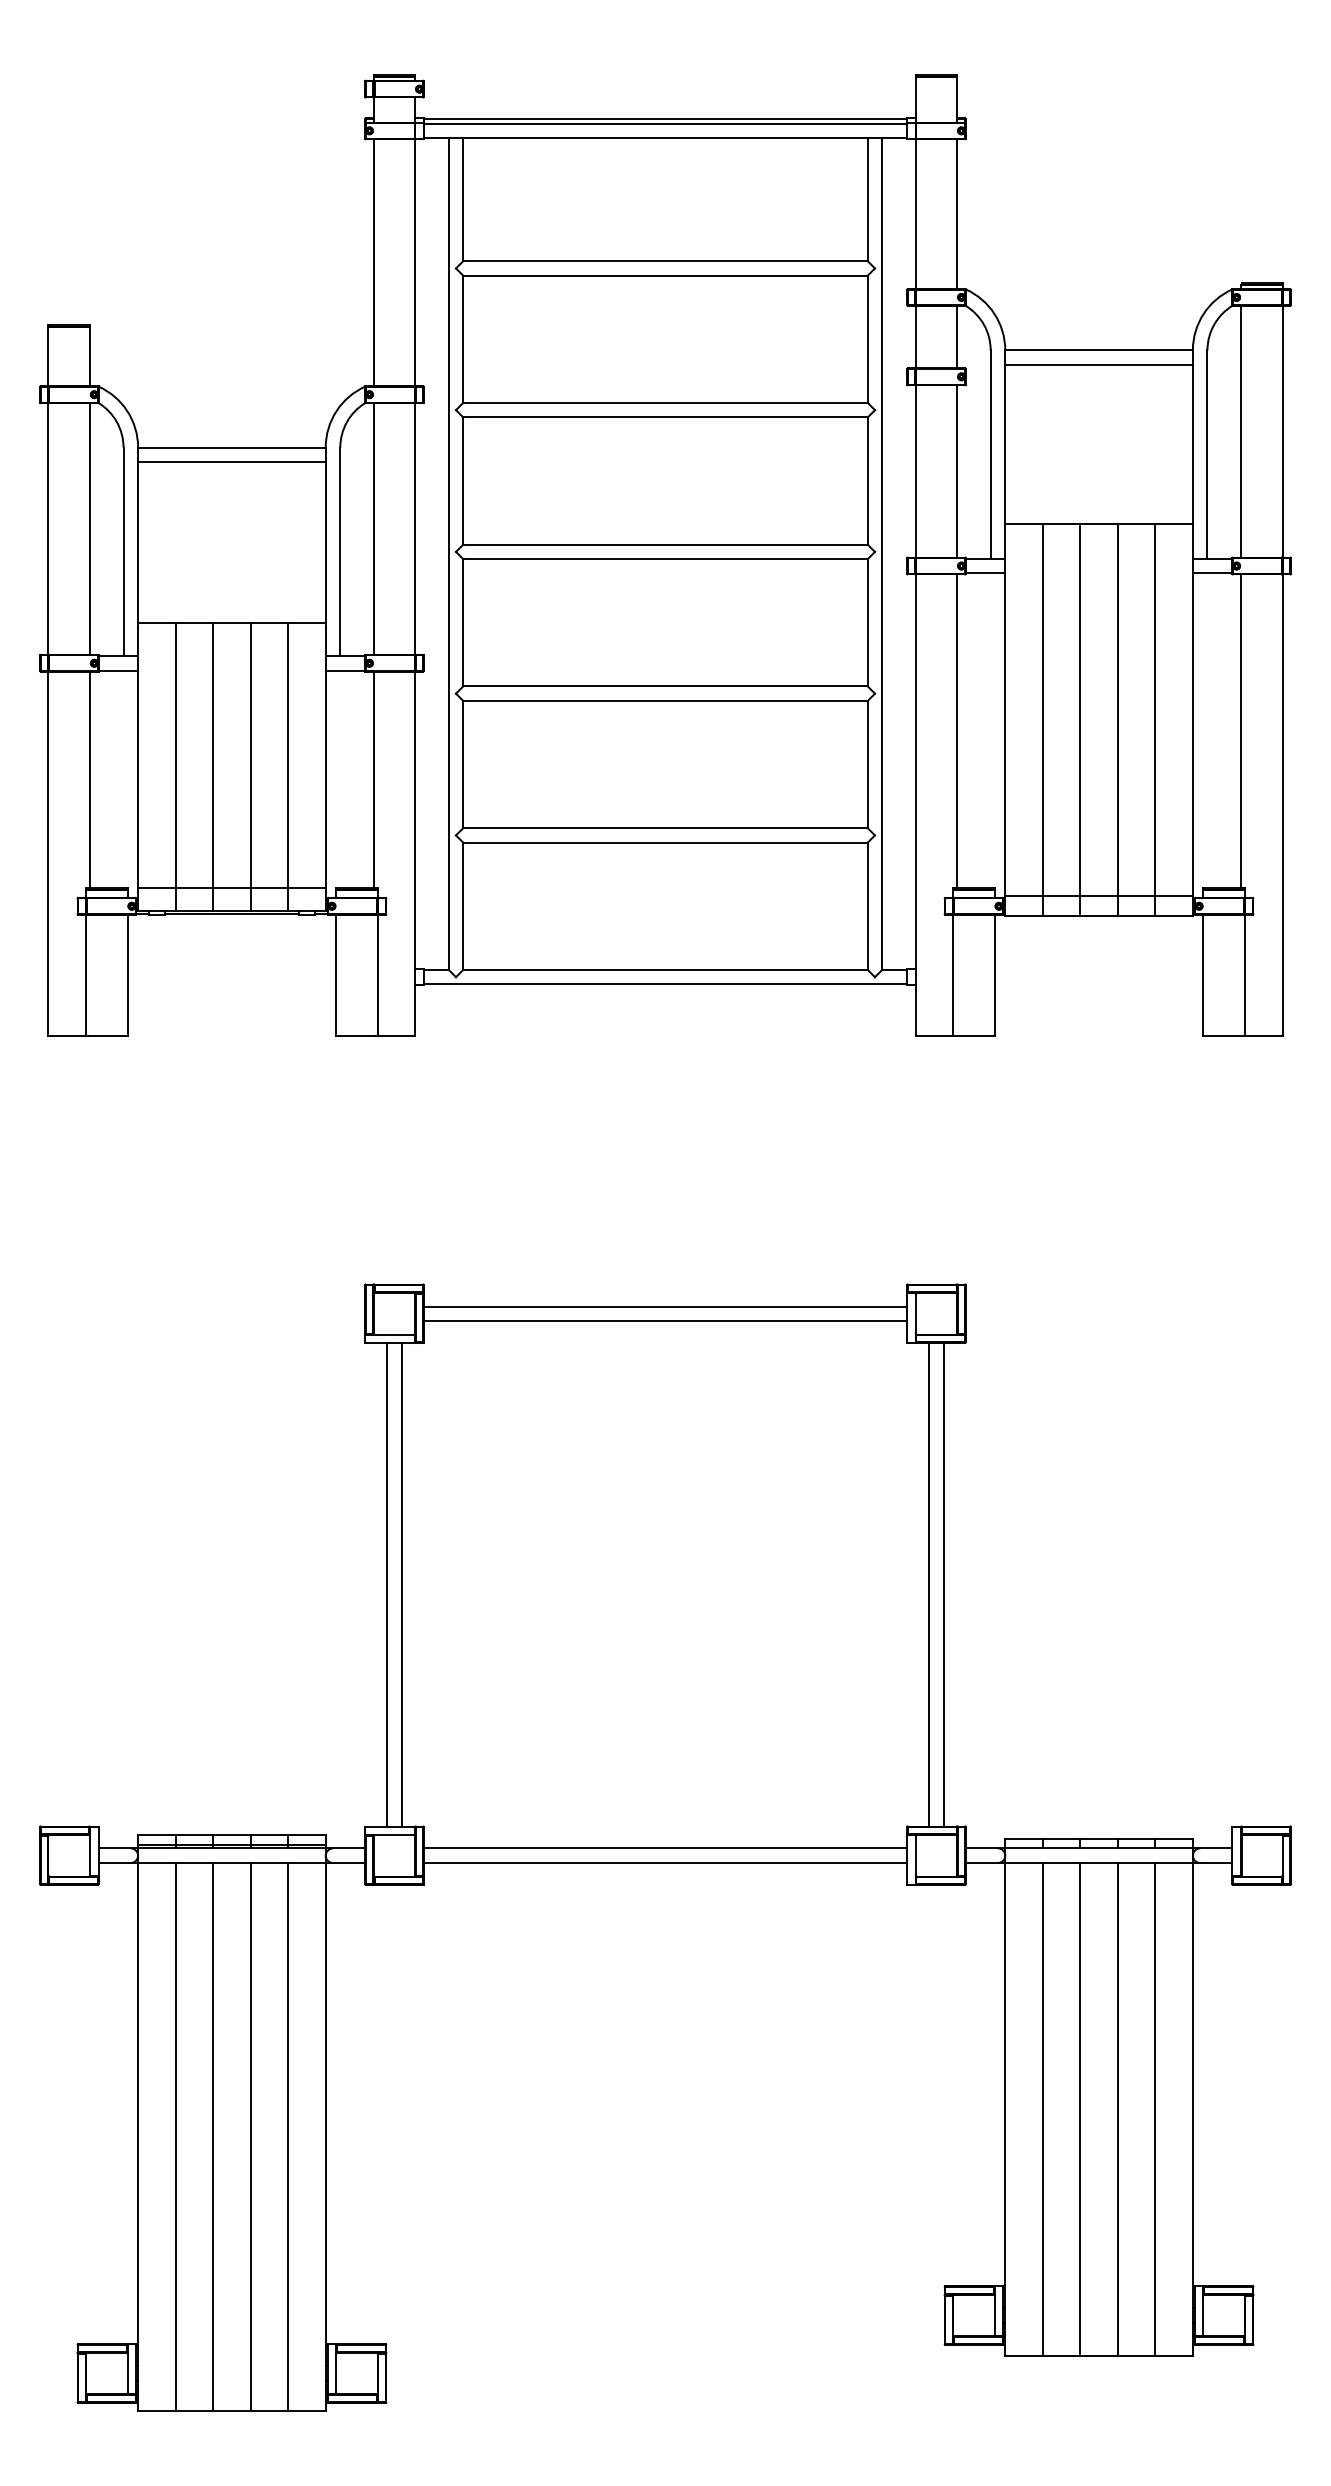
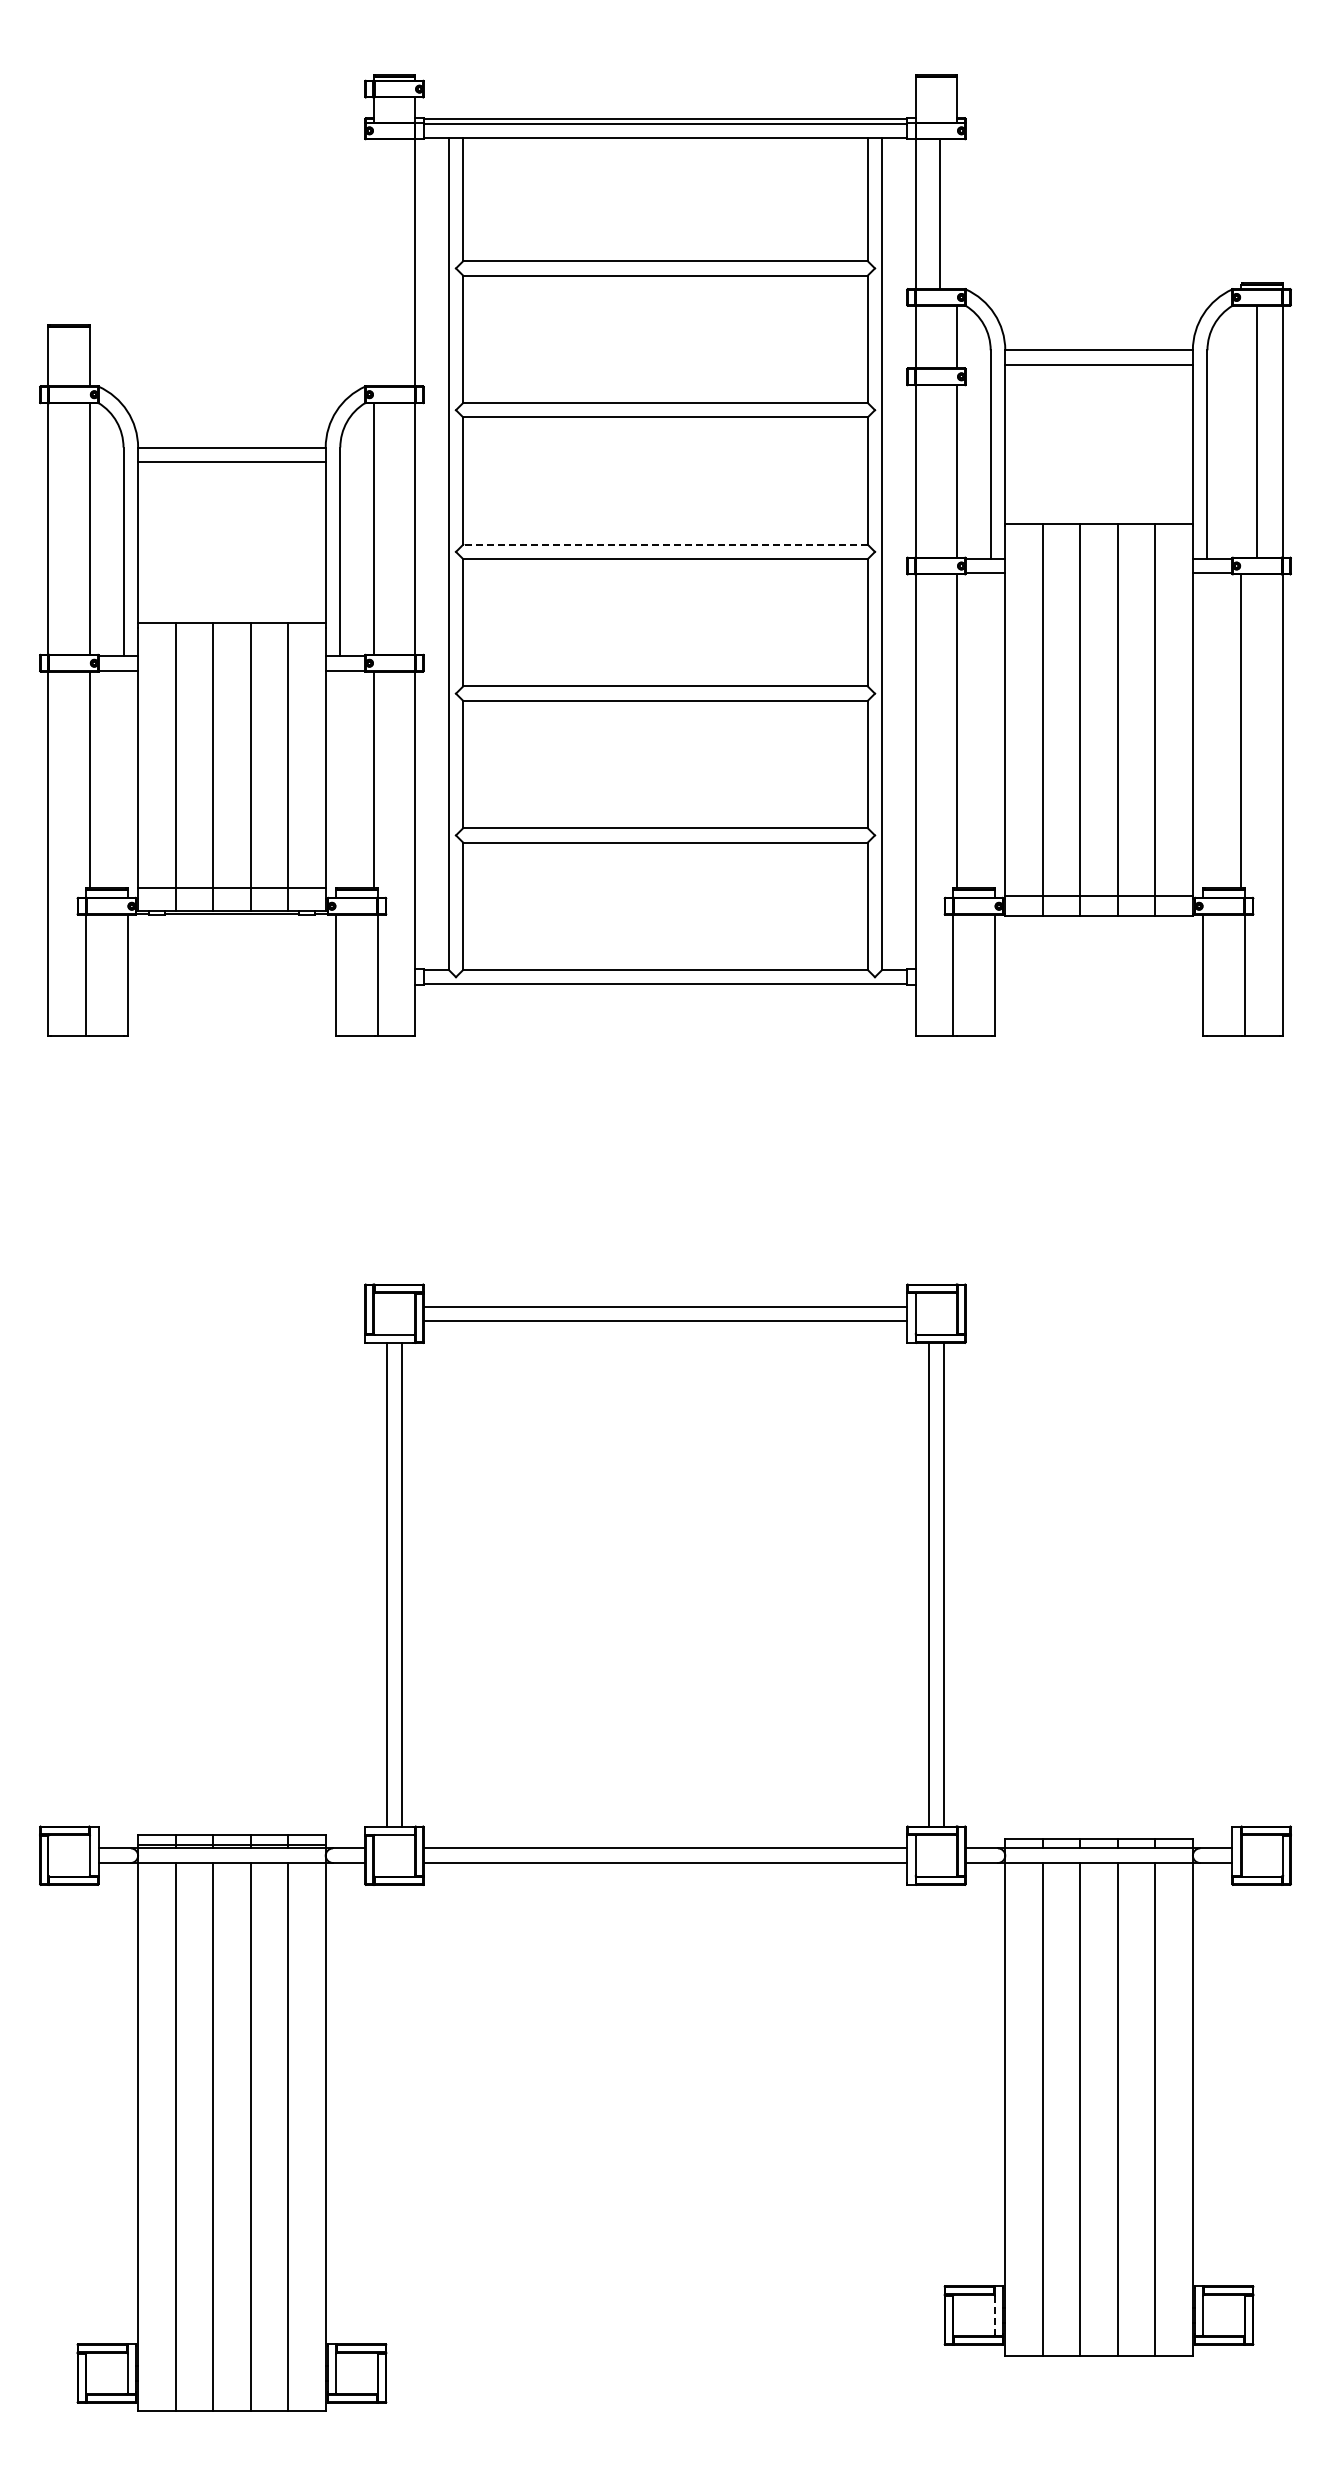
line position: (957, 214) -> (940, 214) (940, 214)
line: present -> none (373, 262)
line position: (1240, 431) -> (1256, 431) (1256, 431)
line: solid -> dashed (665, 544)
line: solid -> dashed (994, 2315)
